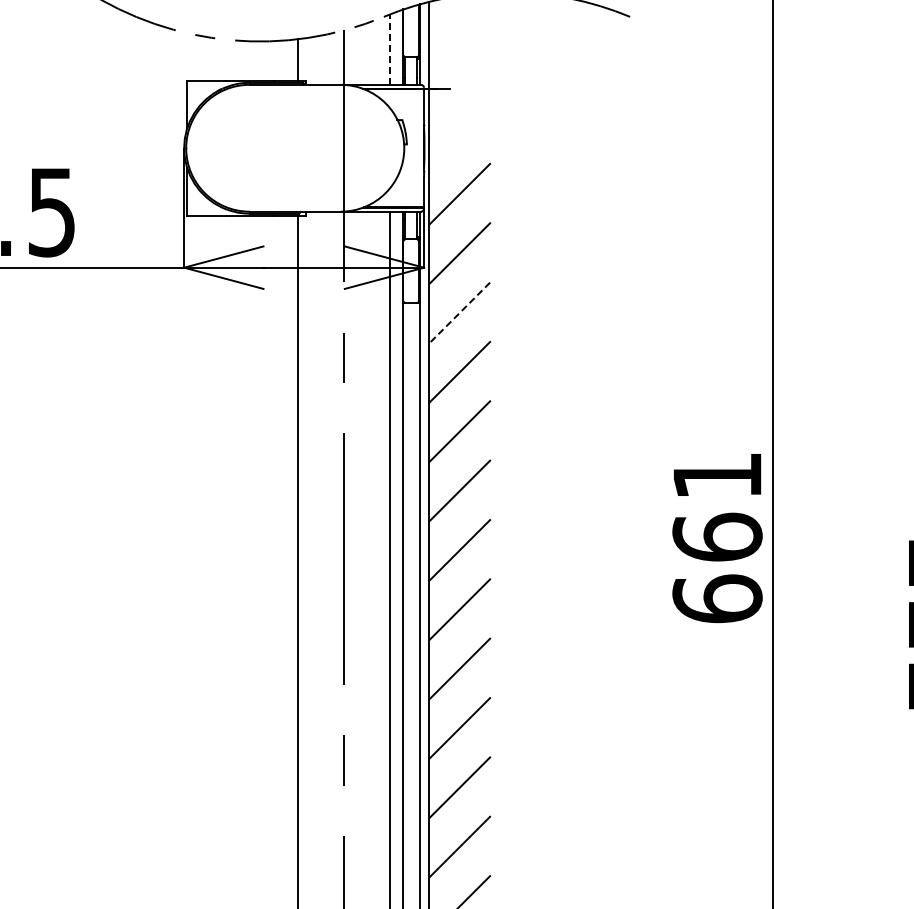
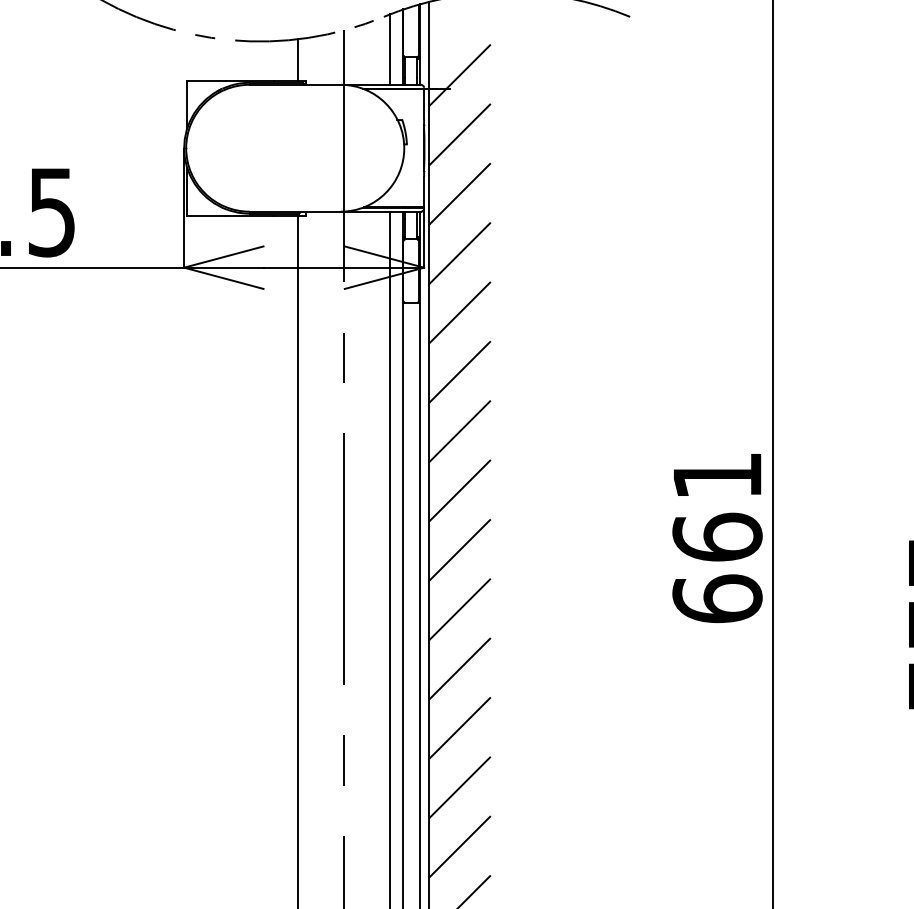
line: dashed -> solid (390, 49)
line: none -> present (459, 75)
line: none -> present (459, 134)
line: dashed -> solid (459, 313)
